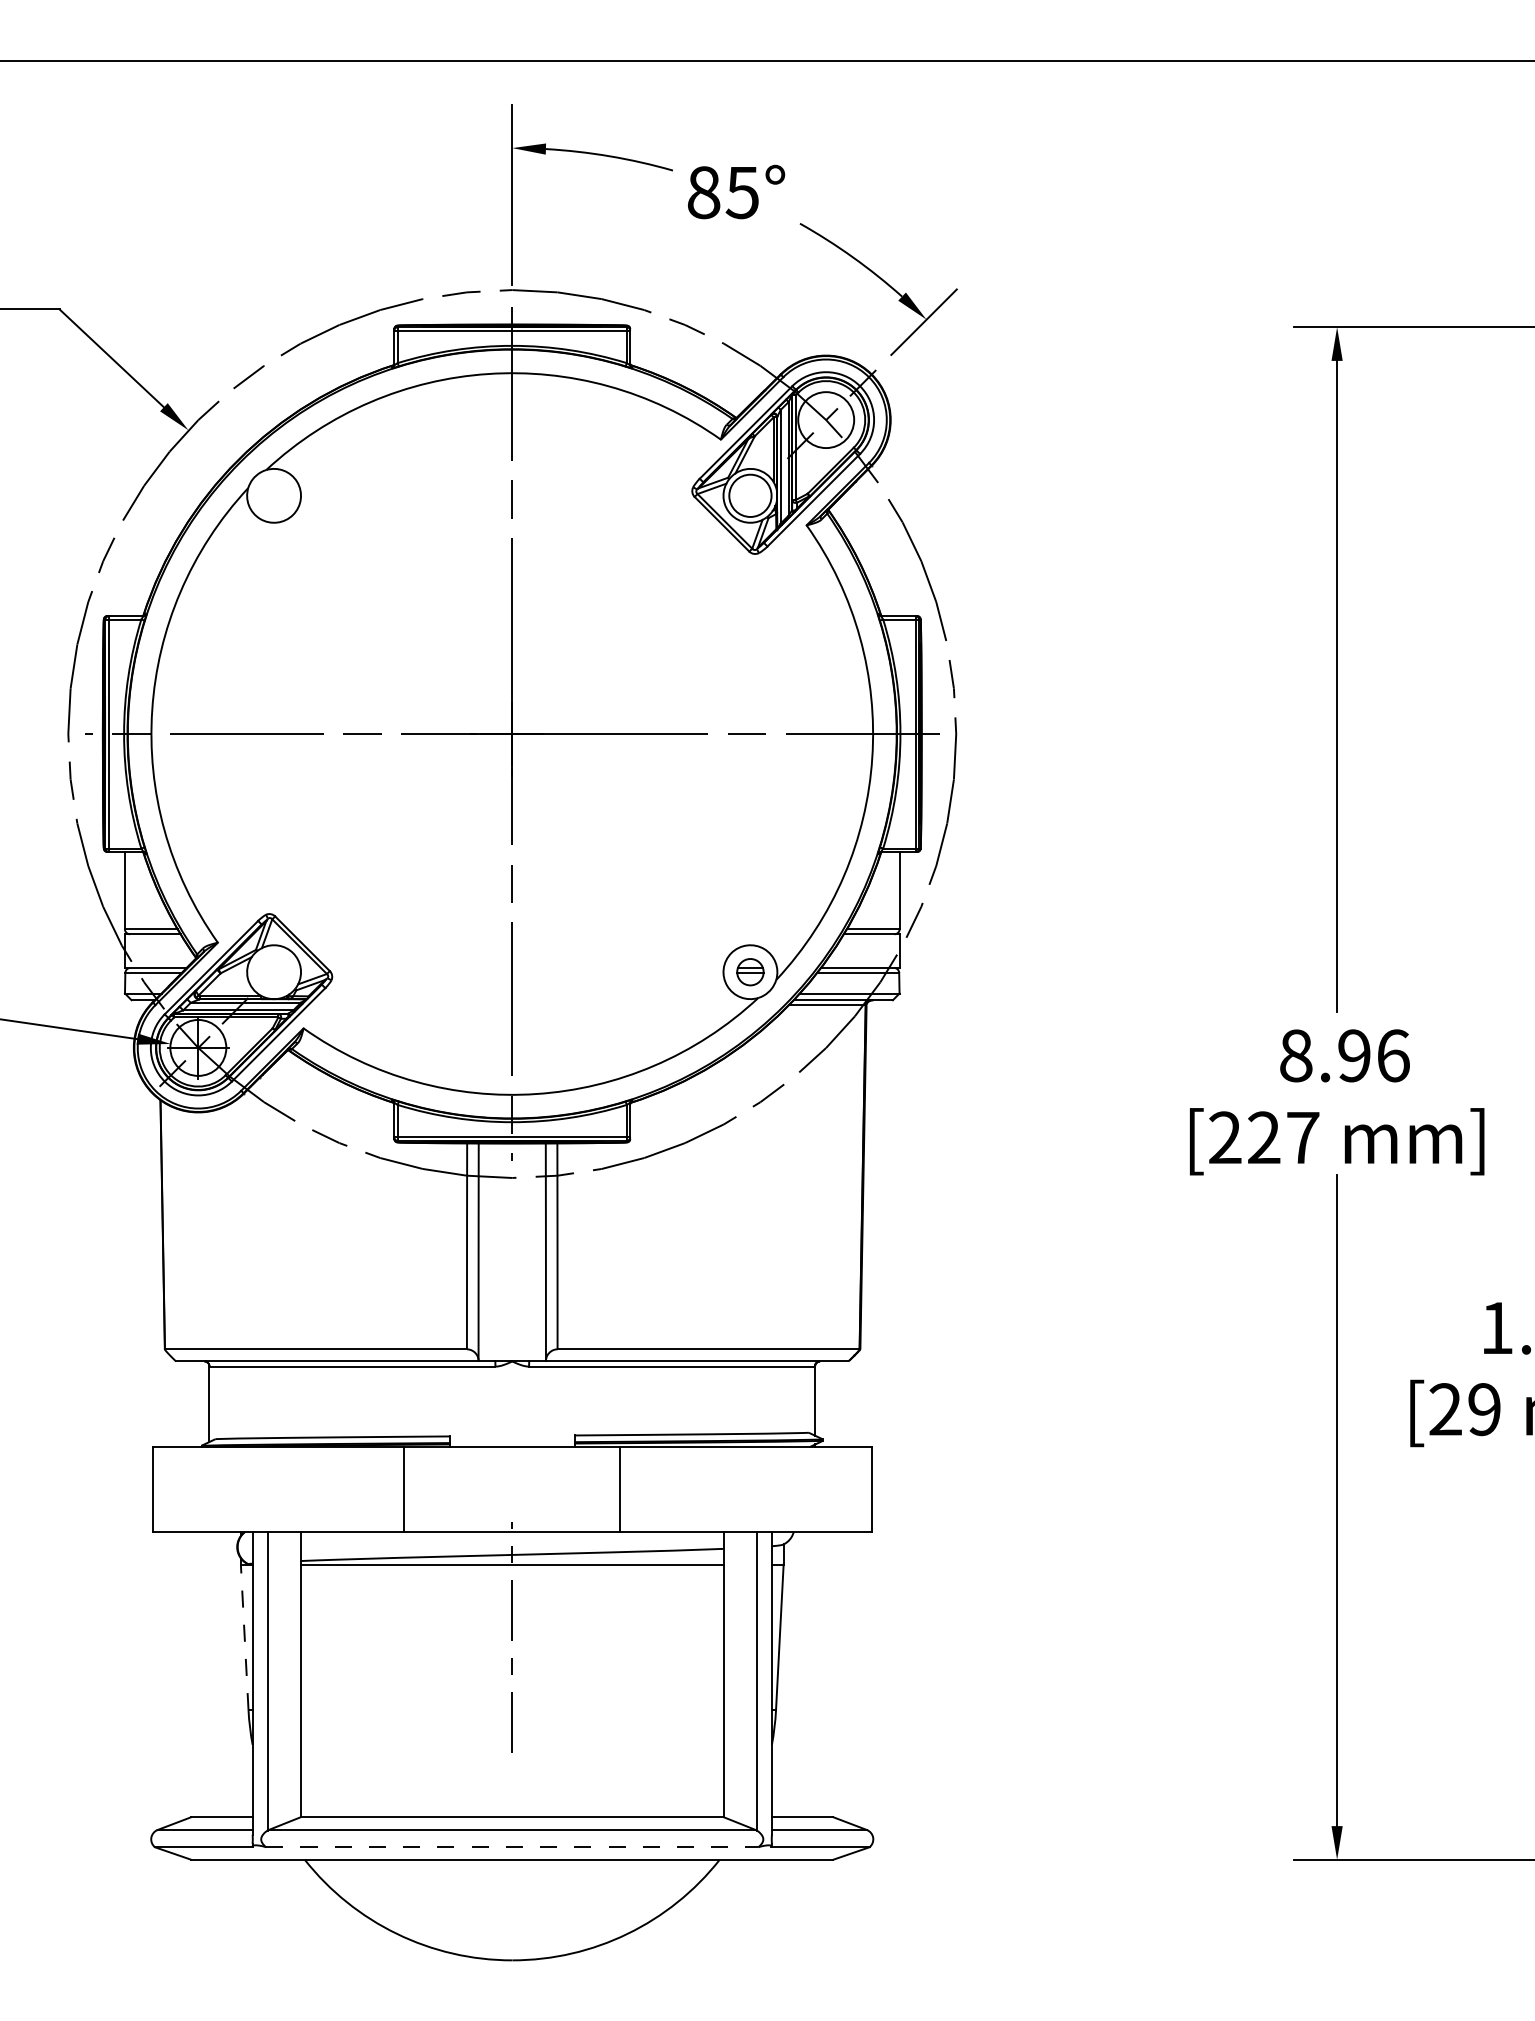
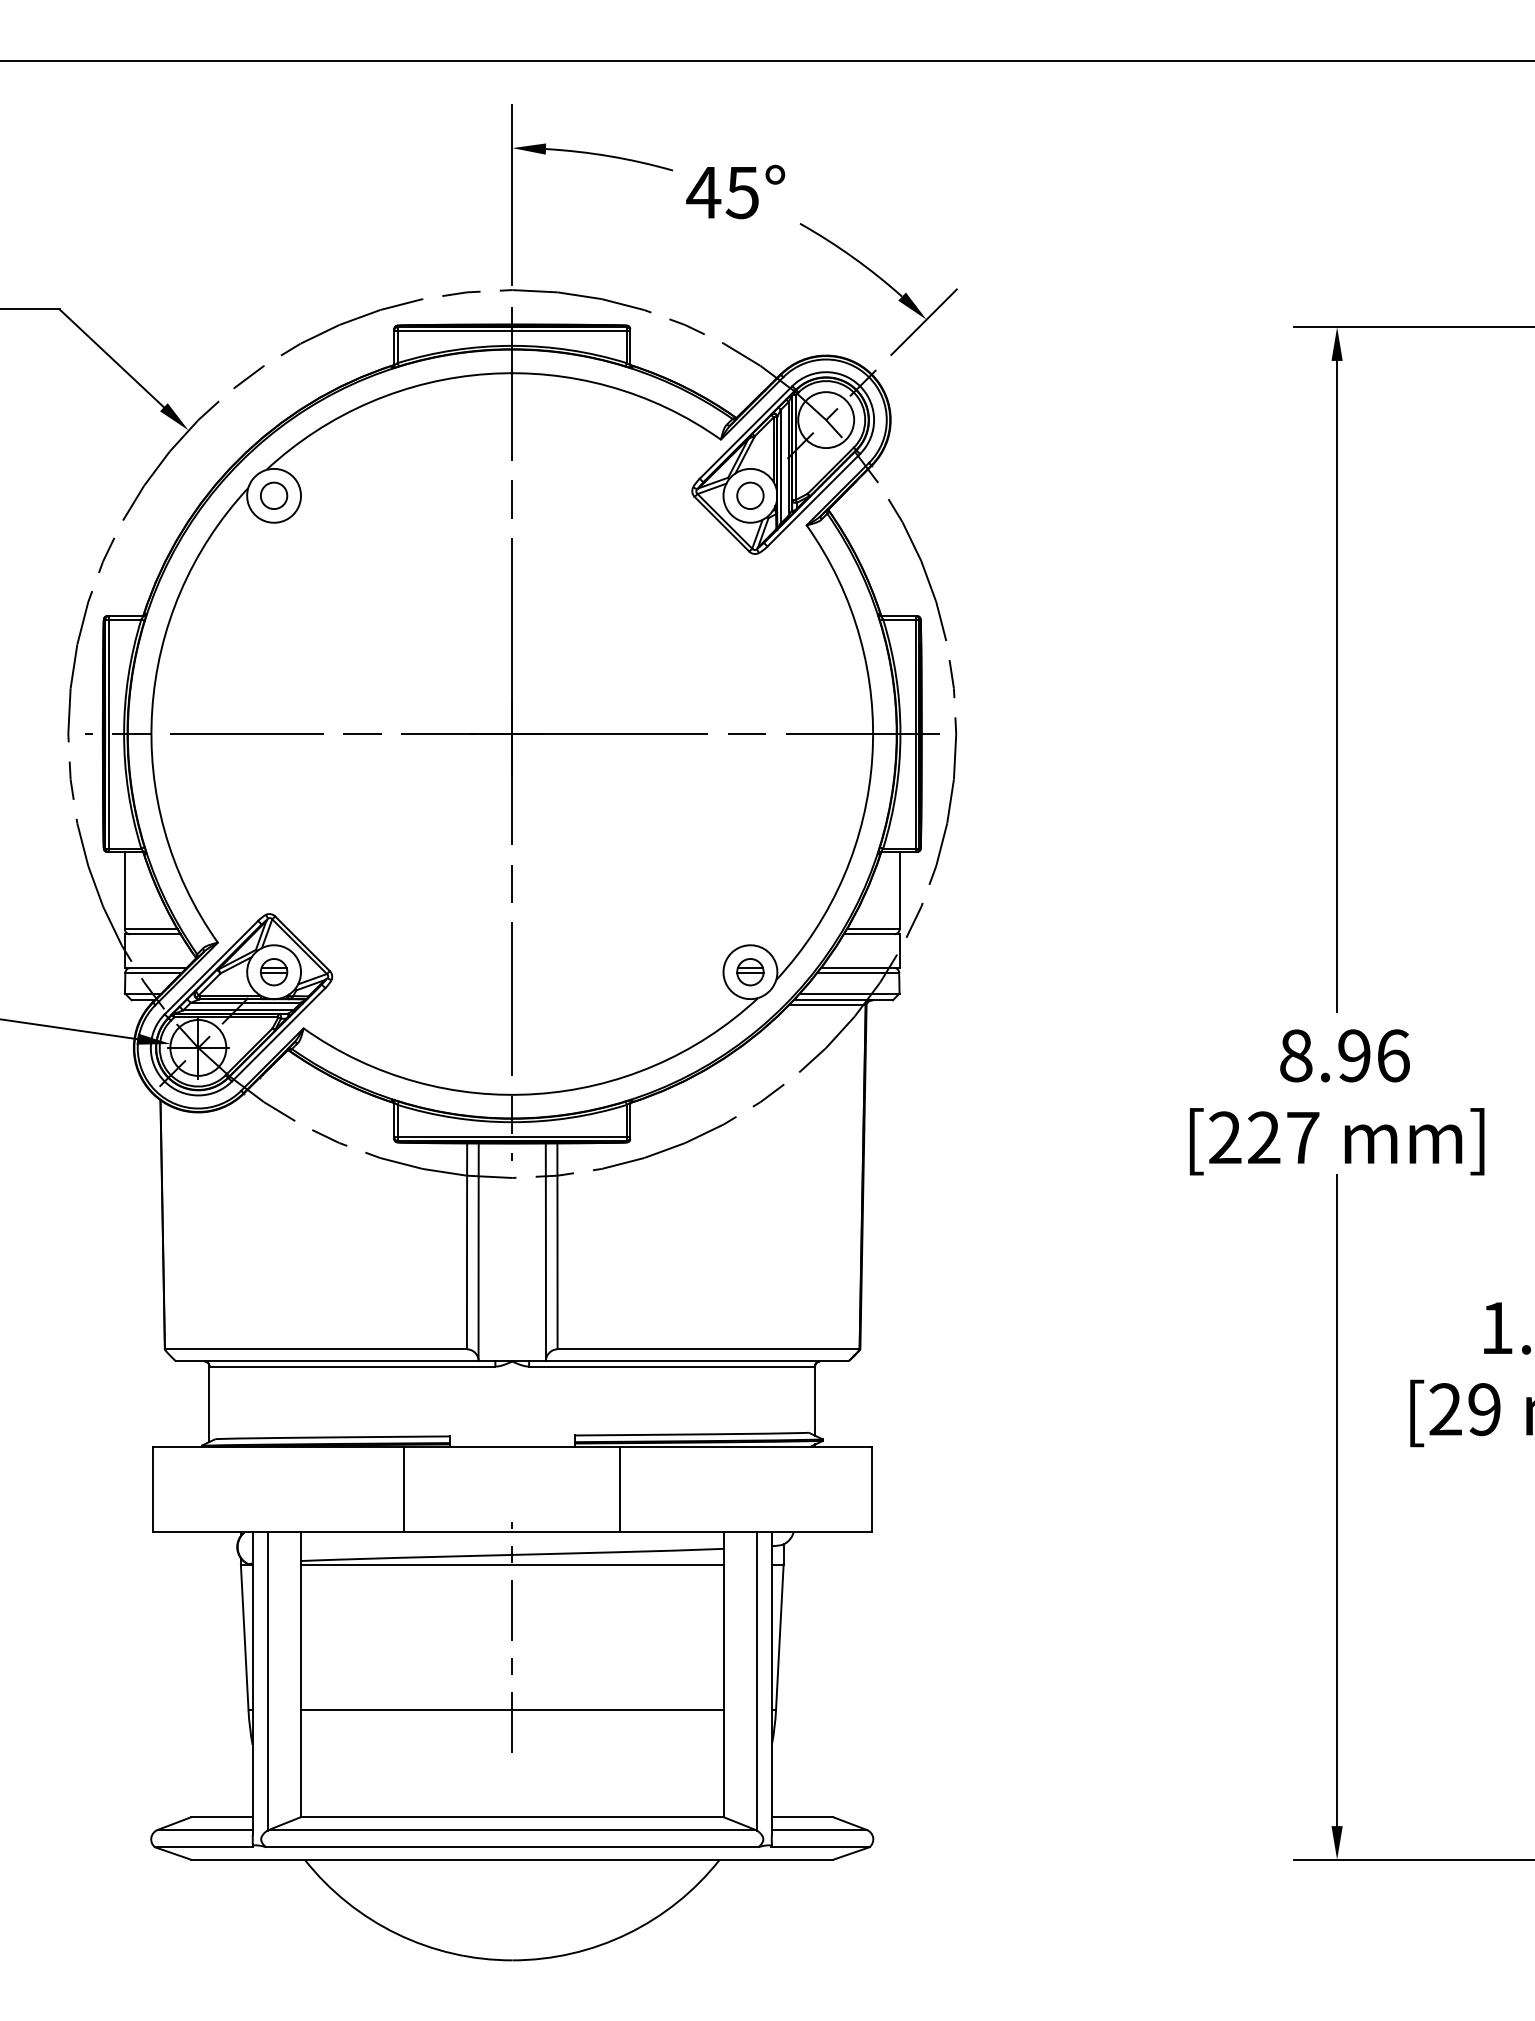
text: 85° -> 45° (703, 192)
circle: none -> present (274, 495)
circle diameter: 42 px -> 26 px (750, 495)
part: none -> present (274, 972)
line: dashed -> solid (244, 1637)
line: none -> present (512, 1710)
line: dashed -> solid (512, 1847)
